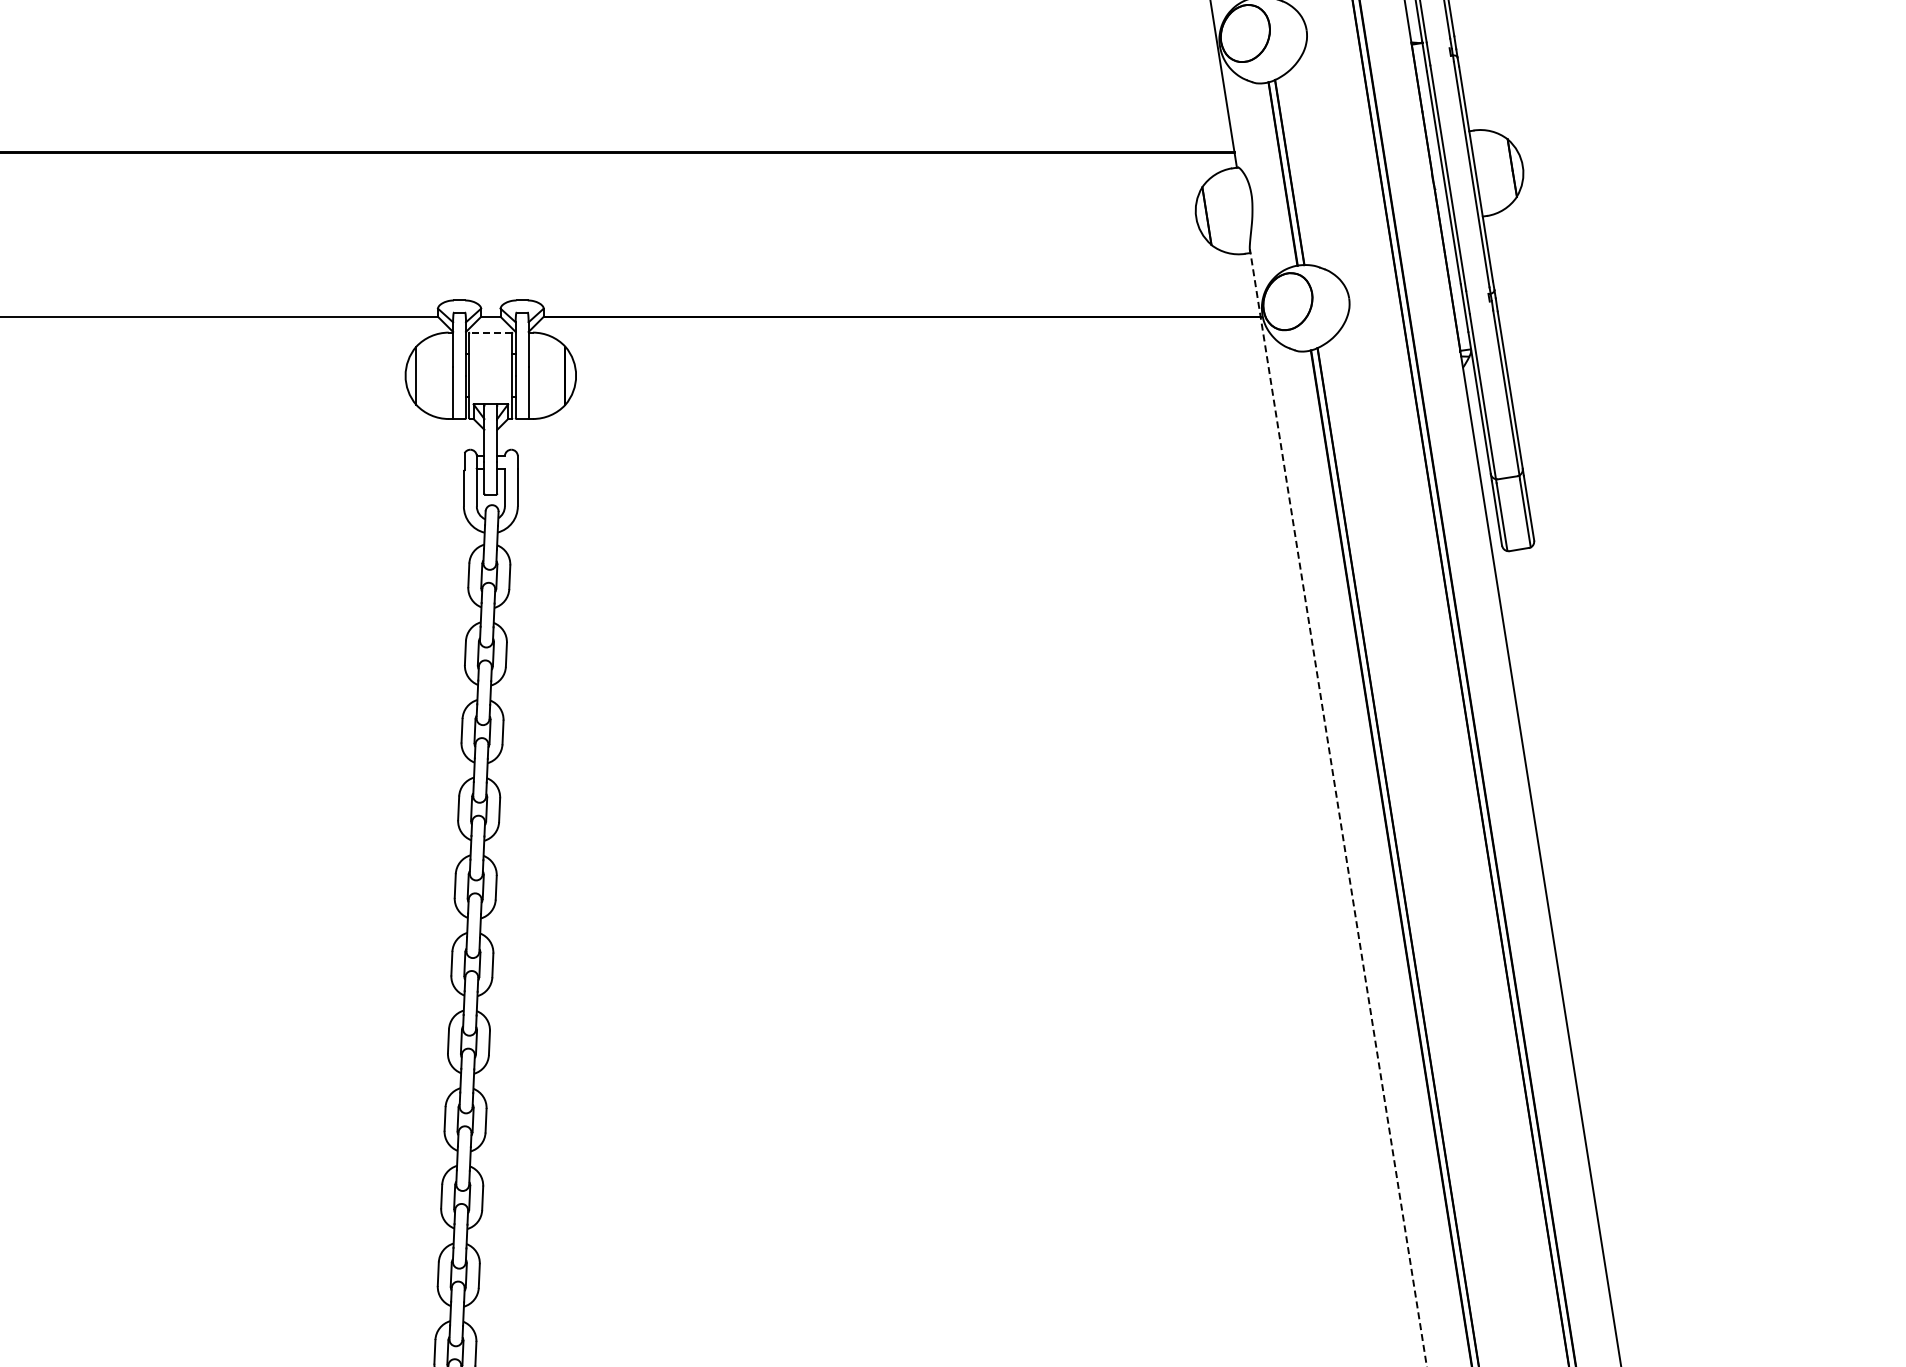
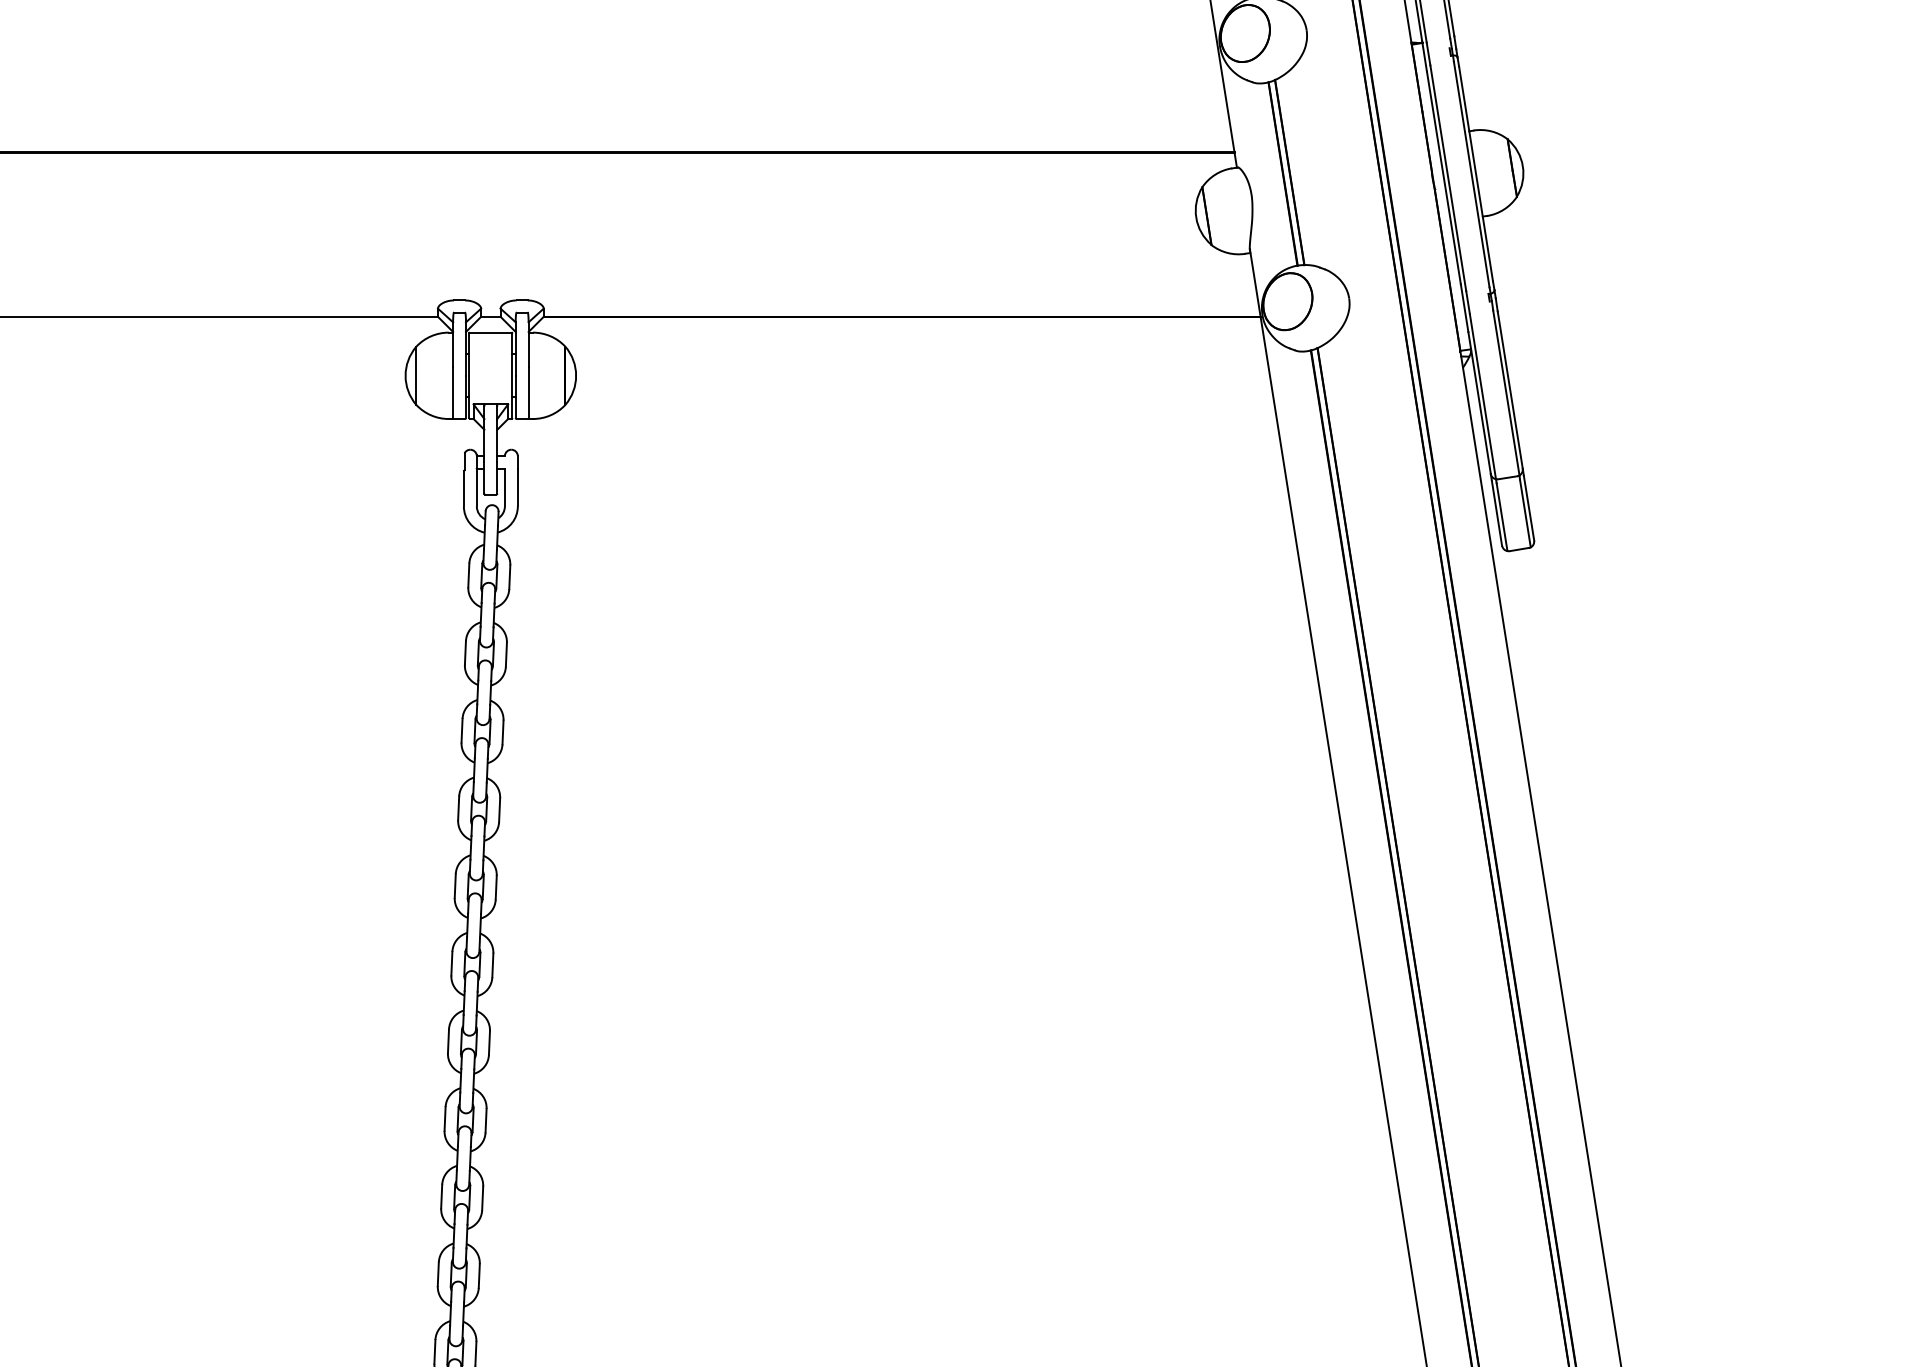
line: dashed -> solid (490, 332)
line: dashed -> solid (1338, 807)
